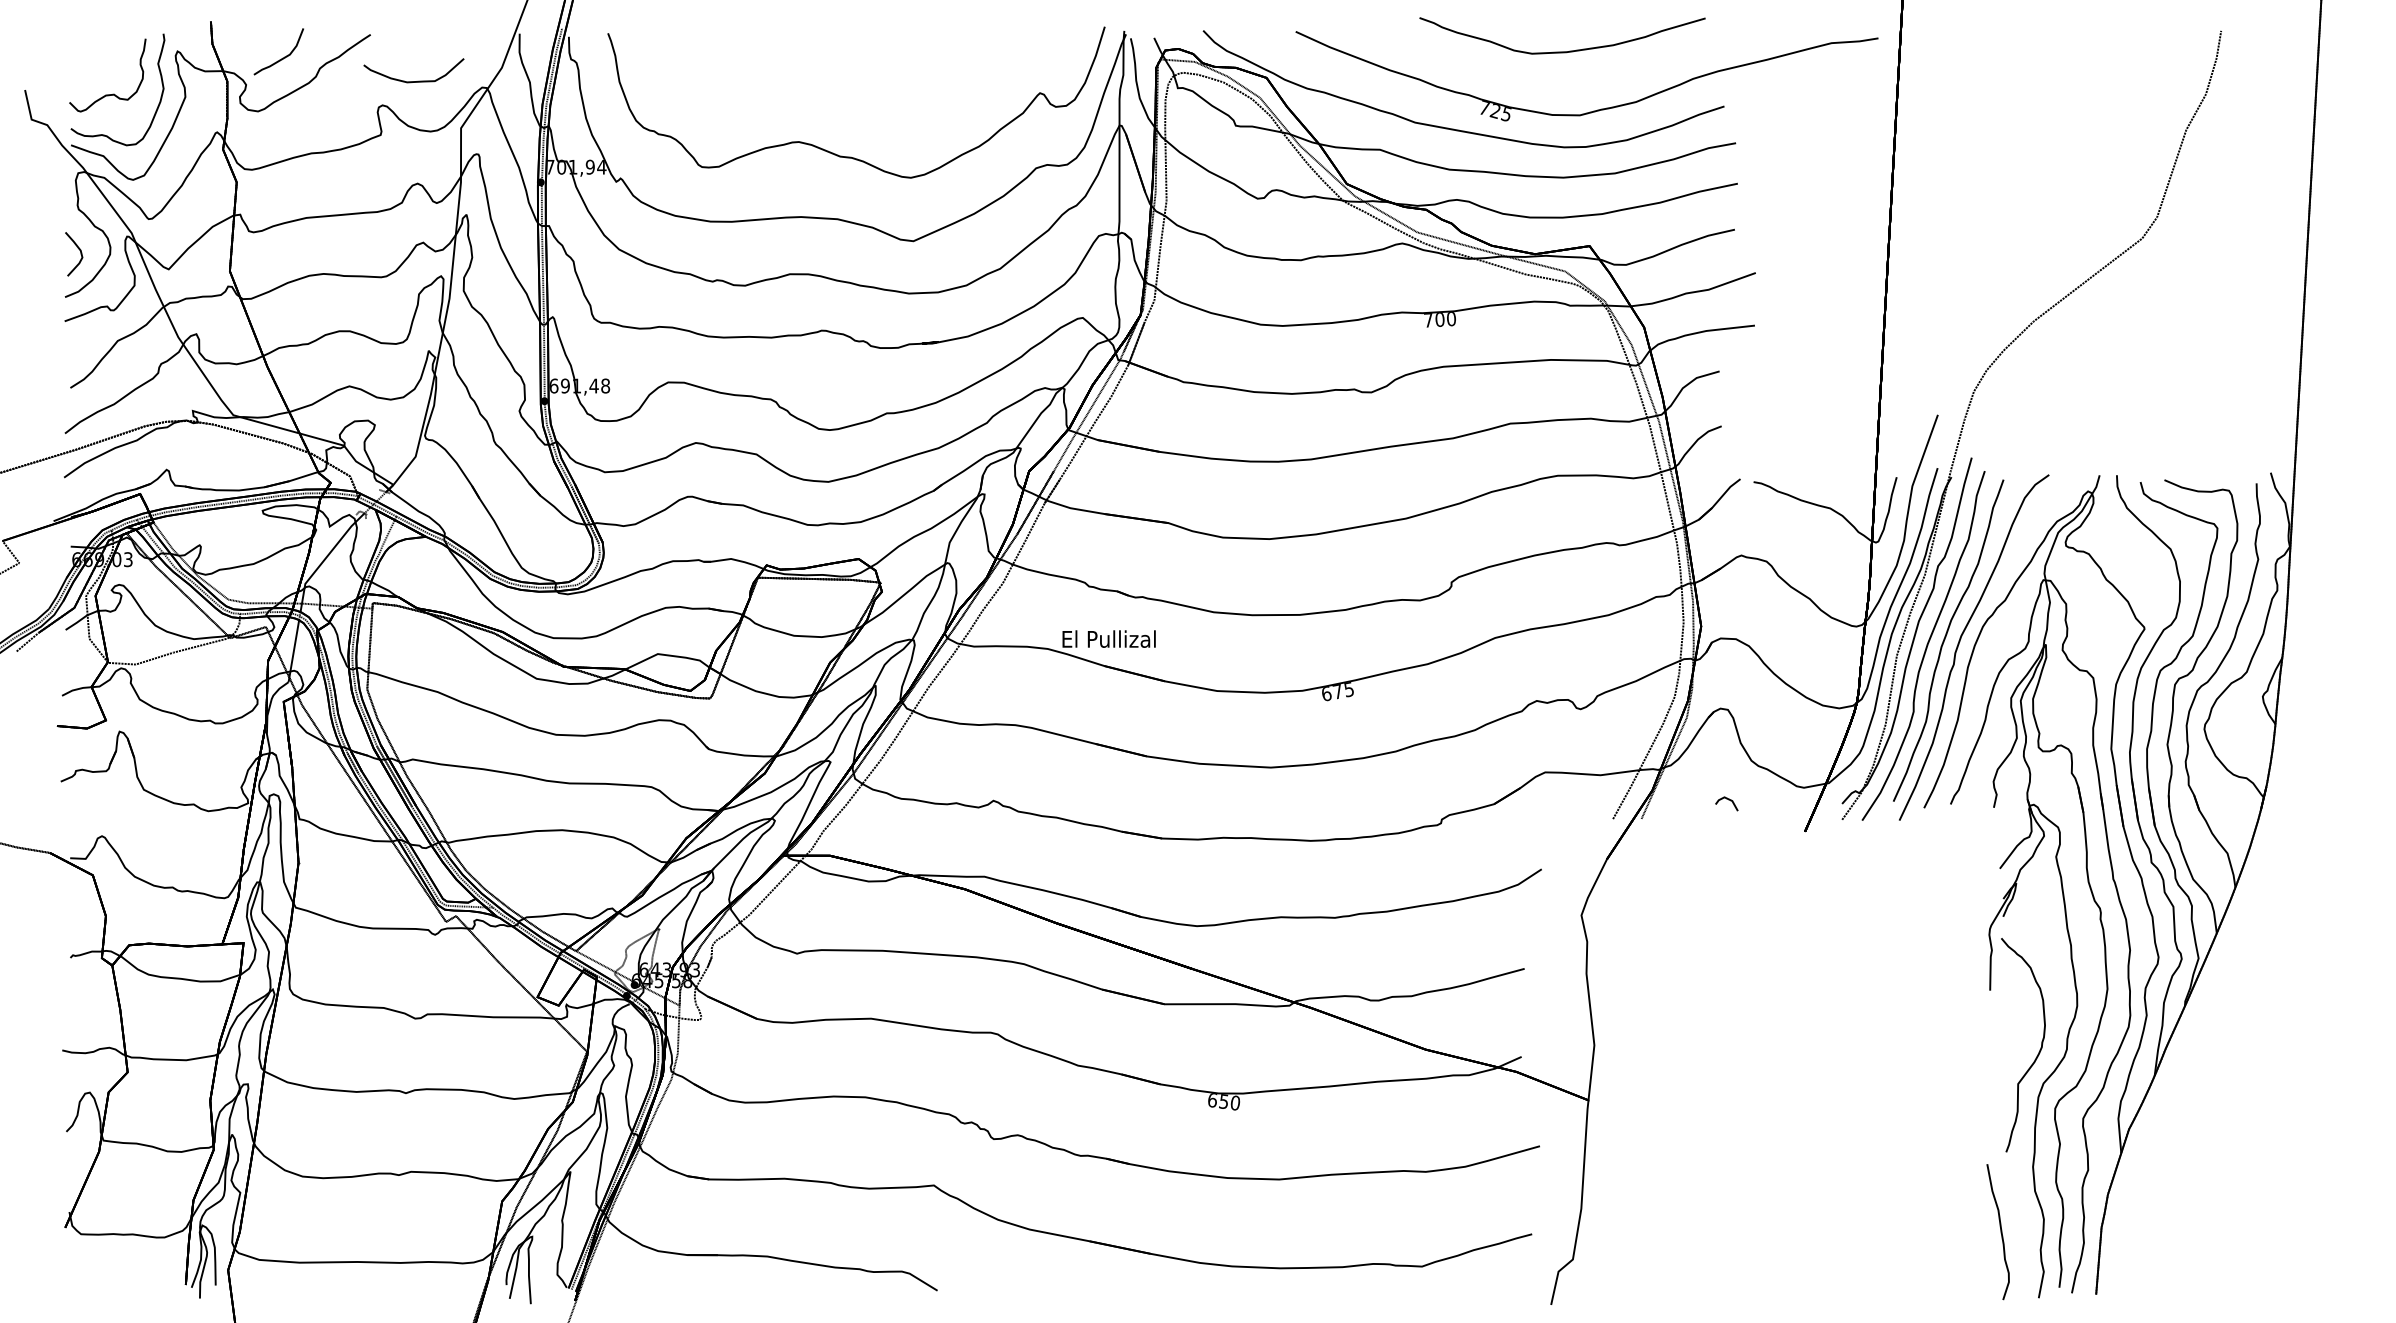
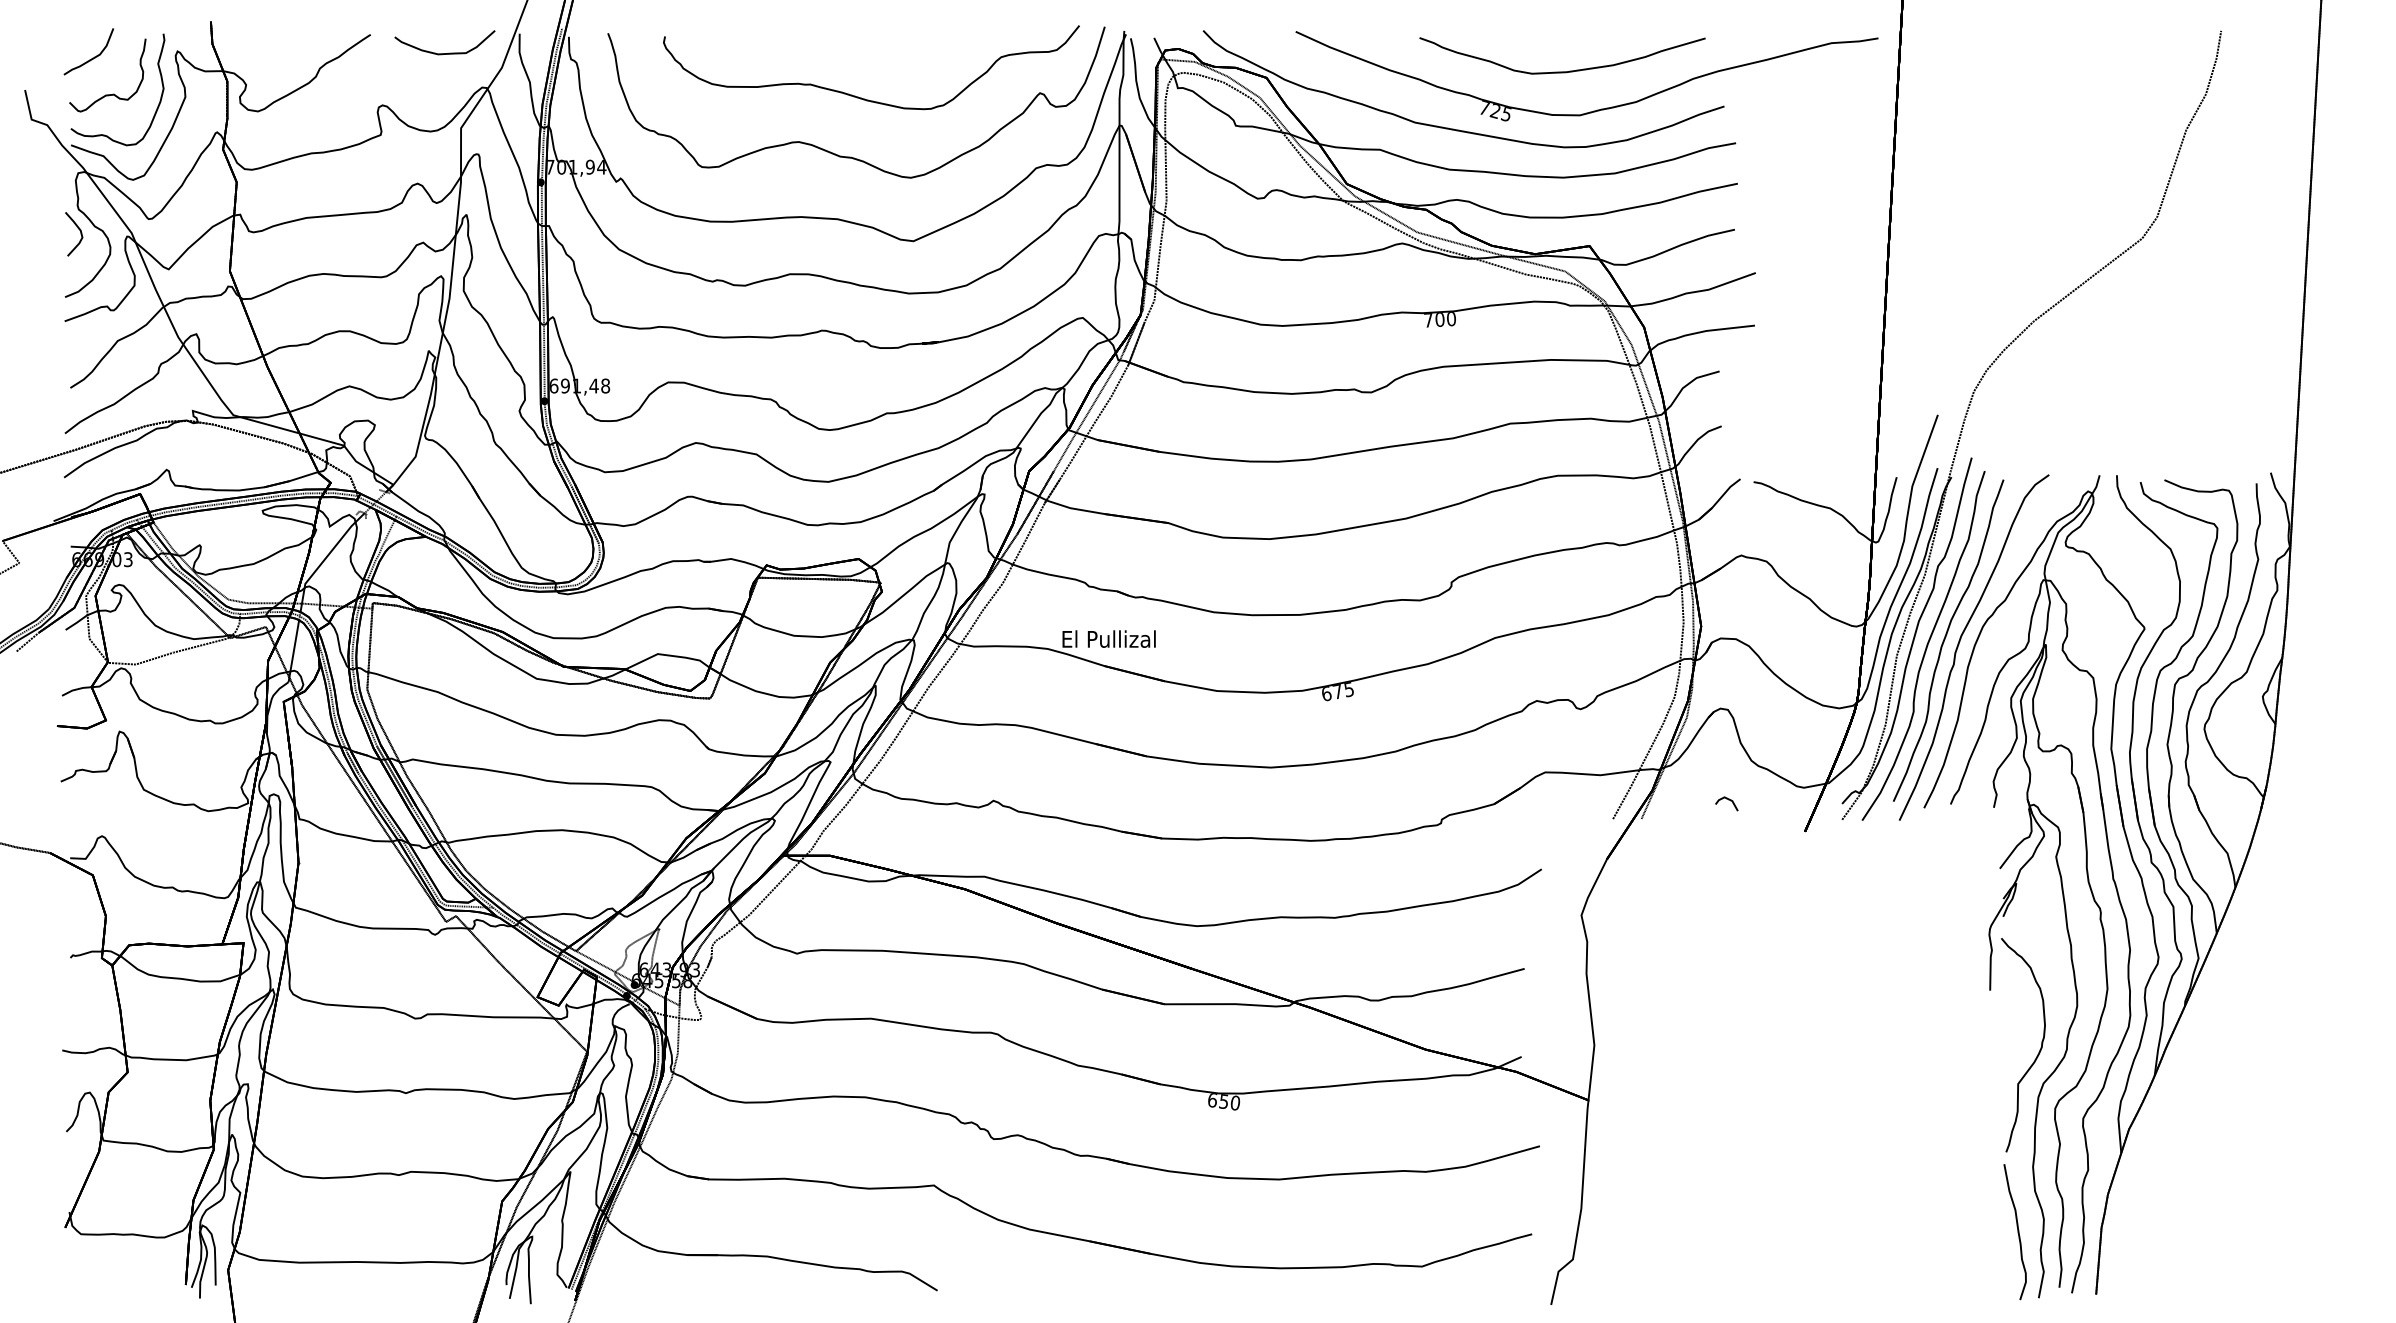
curve position: (1562, 51) -> (1562, 71) (1562, 71)
curve position: (282, 57) -> (92, 57) (92, 57)
curve position: (417, 80) -> (448, 52) (448, 52)
curve: none -> present (861, 97)
curve position: (80, 254) -> (80, 234) (80, 234)
curve position: (2000, 1232) -> (2017, 1232) (2017, 1232)
